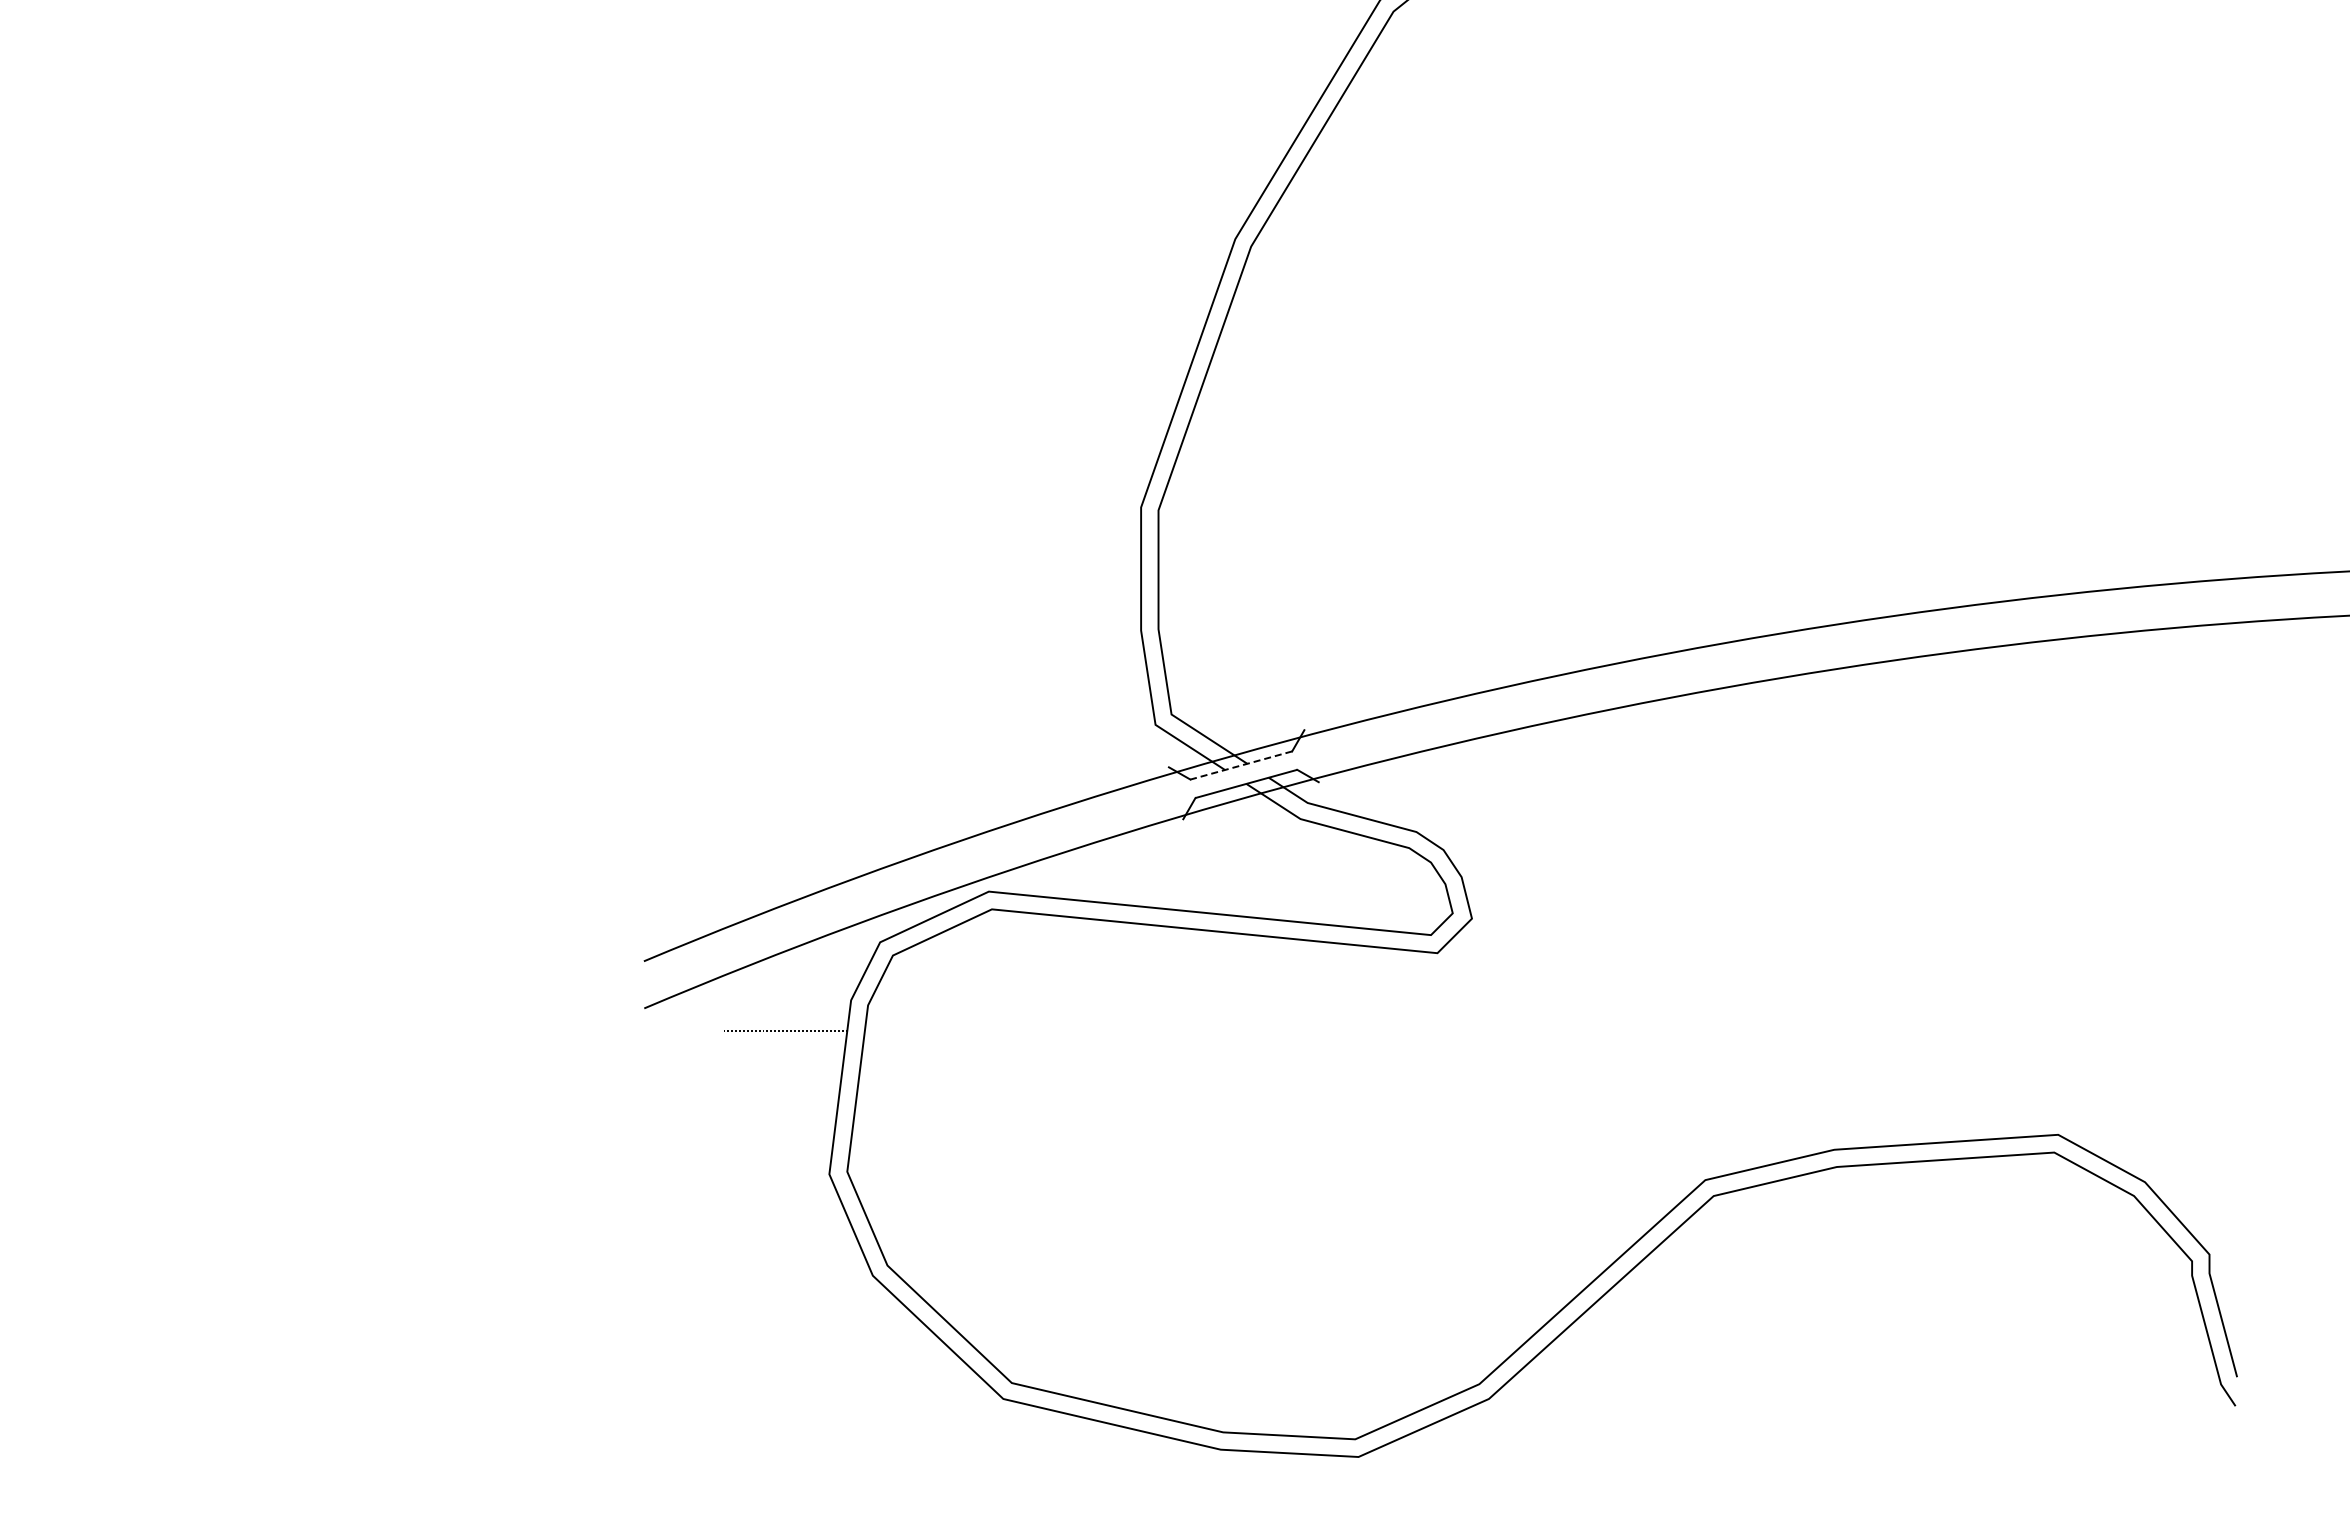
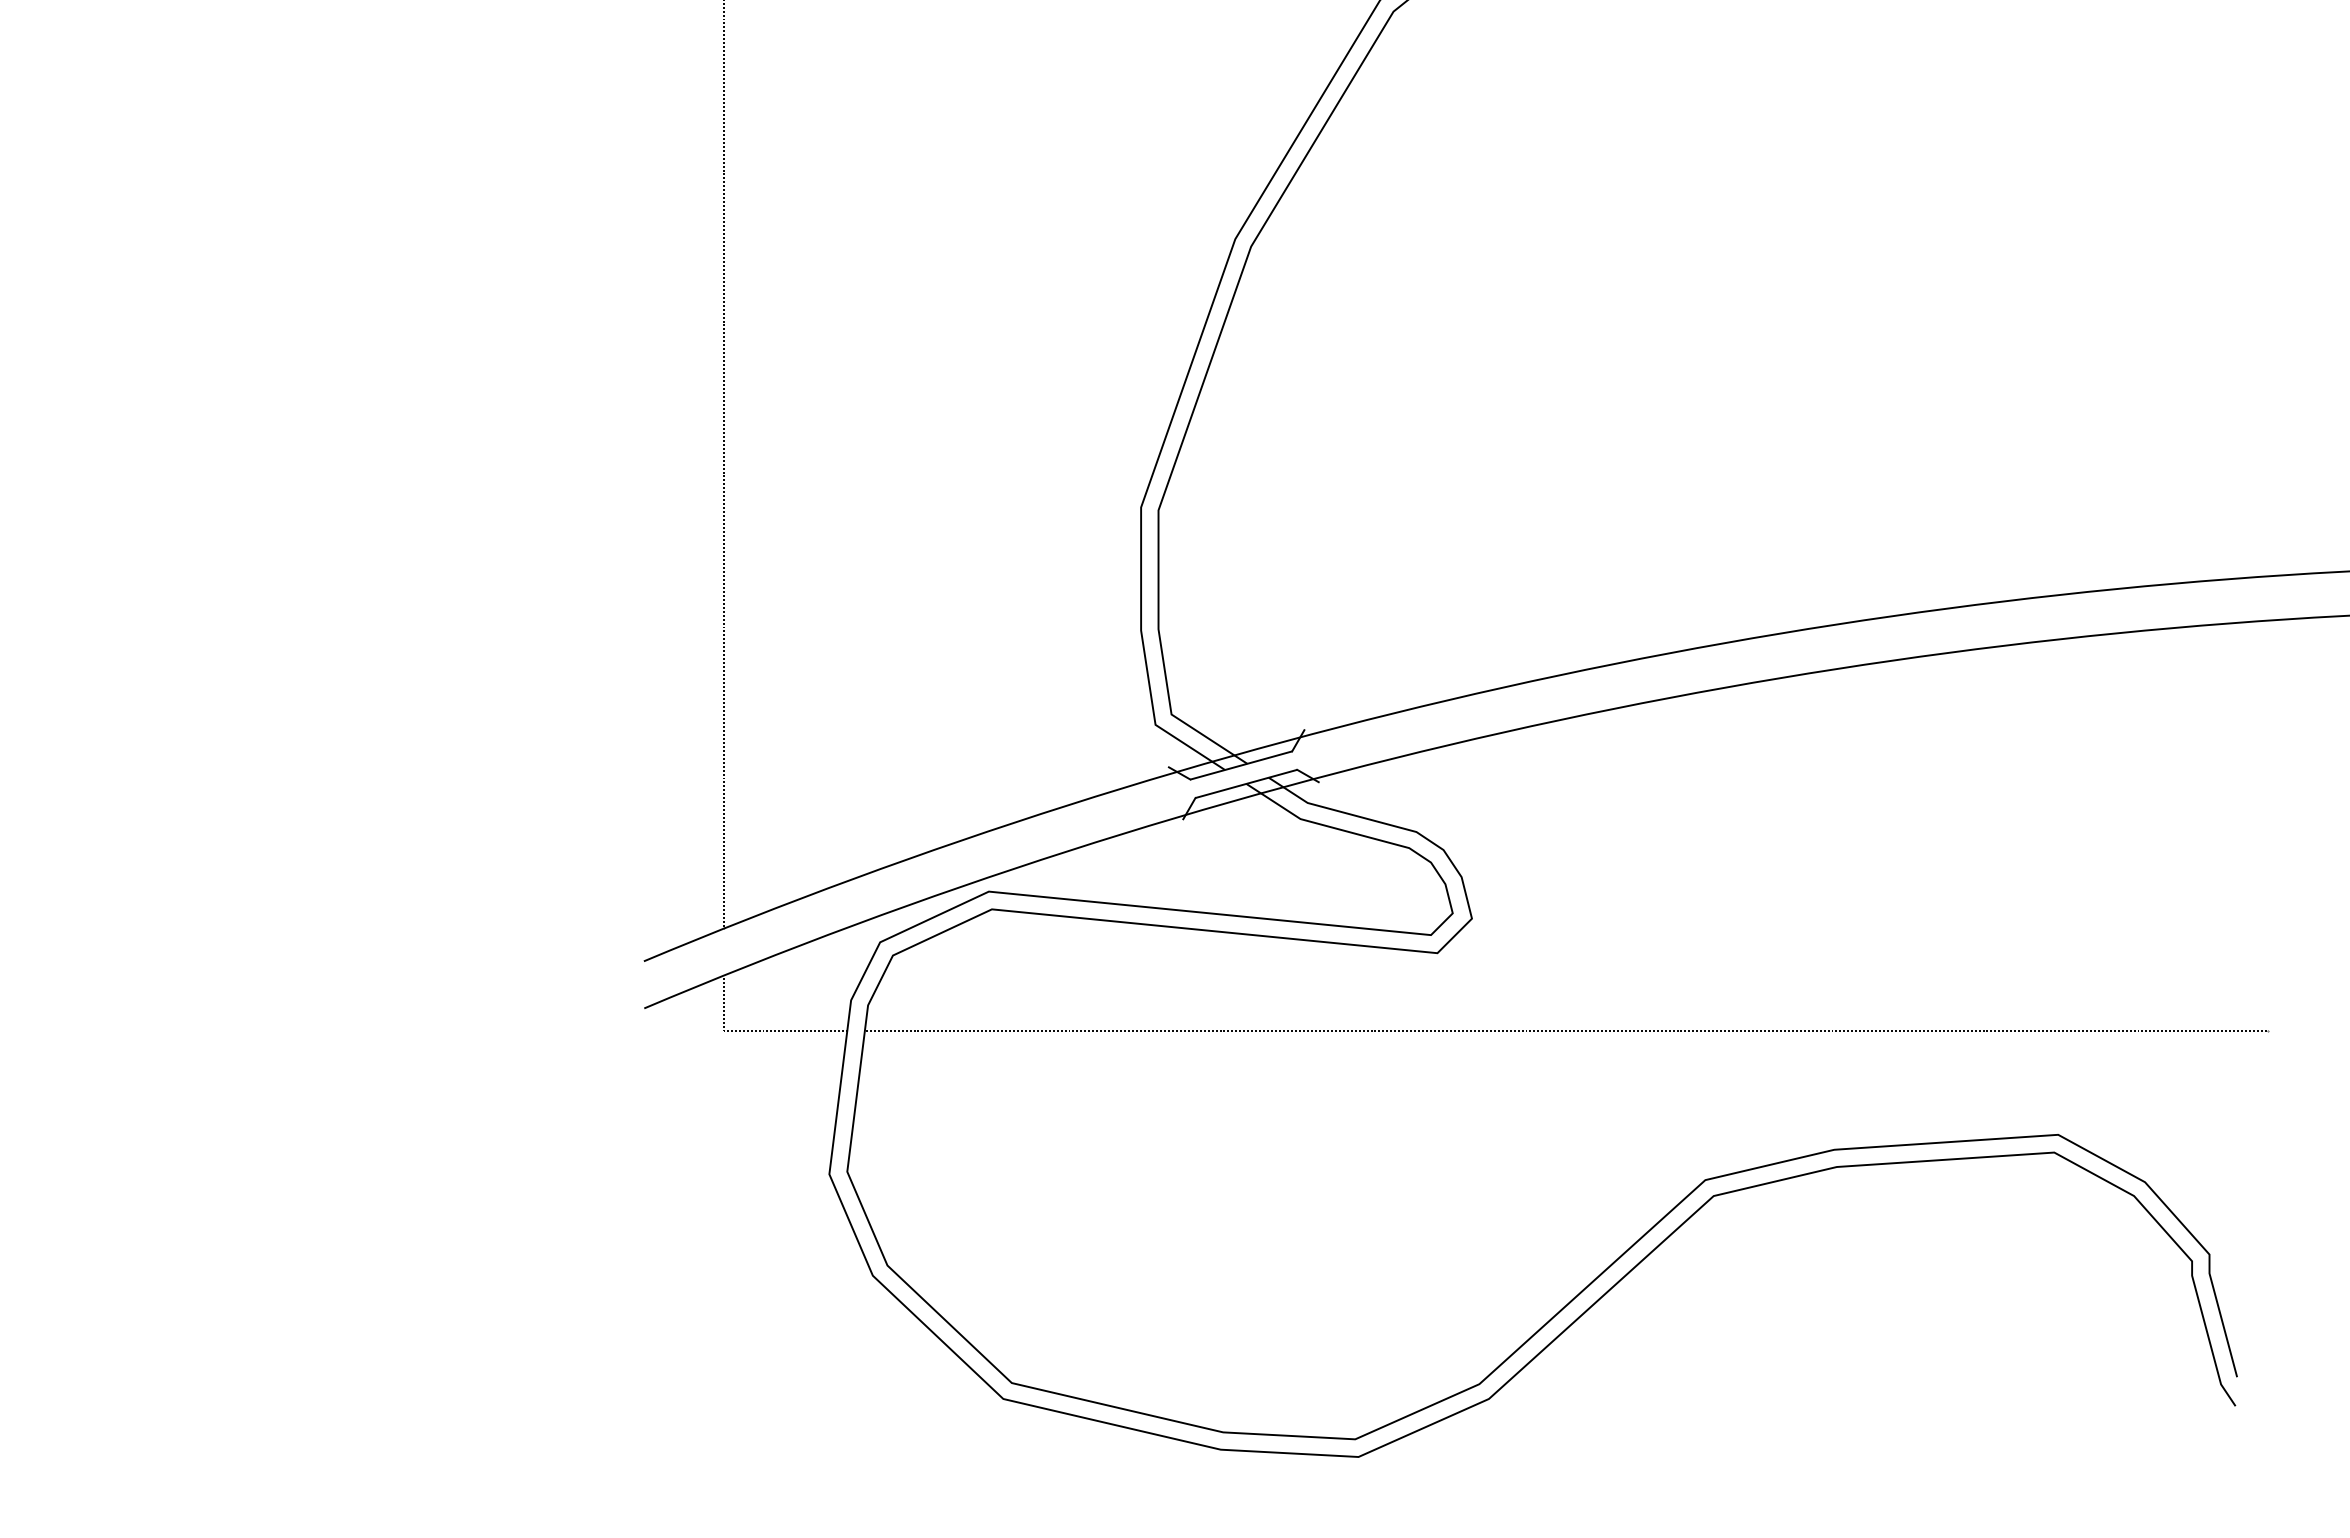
line: none -> present (724, 465)
line: dashed -> solid (1241, 765)
line: none -> present (724, 1003)
line: none -> present (1565, 1031)
